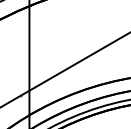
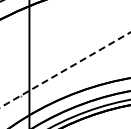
line: solid -> dashed (65, 69)
